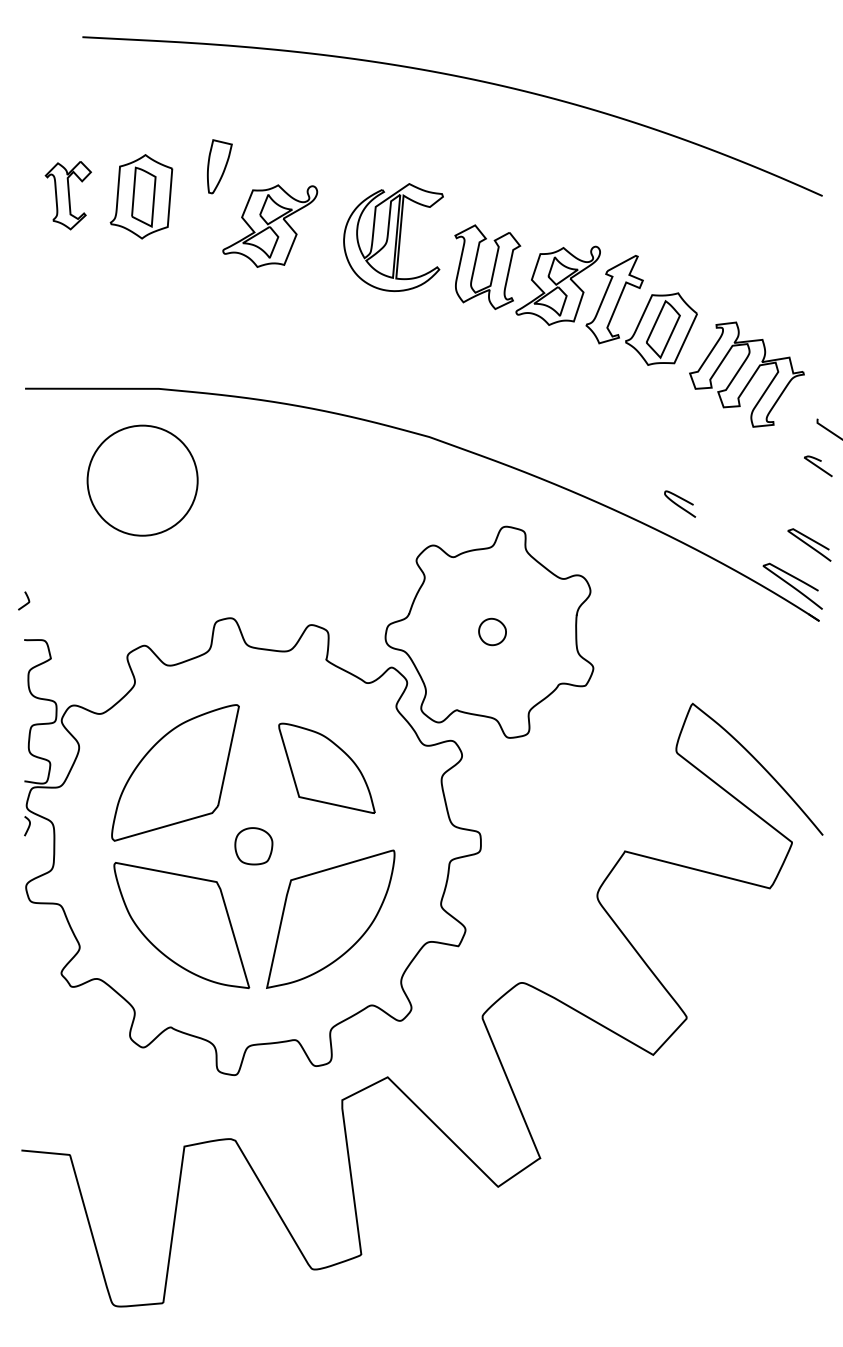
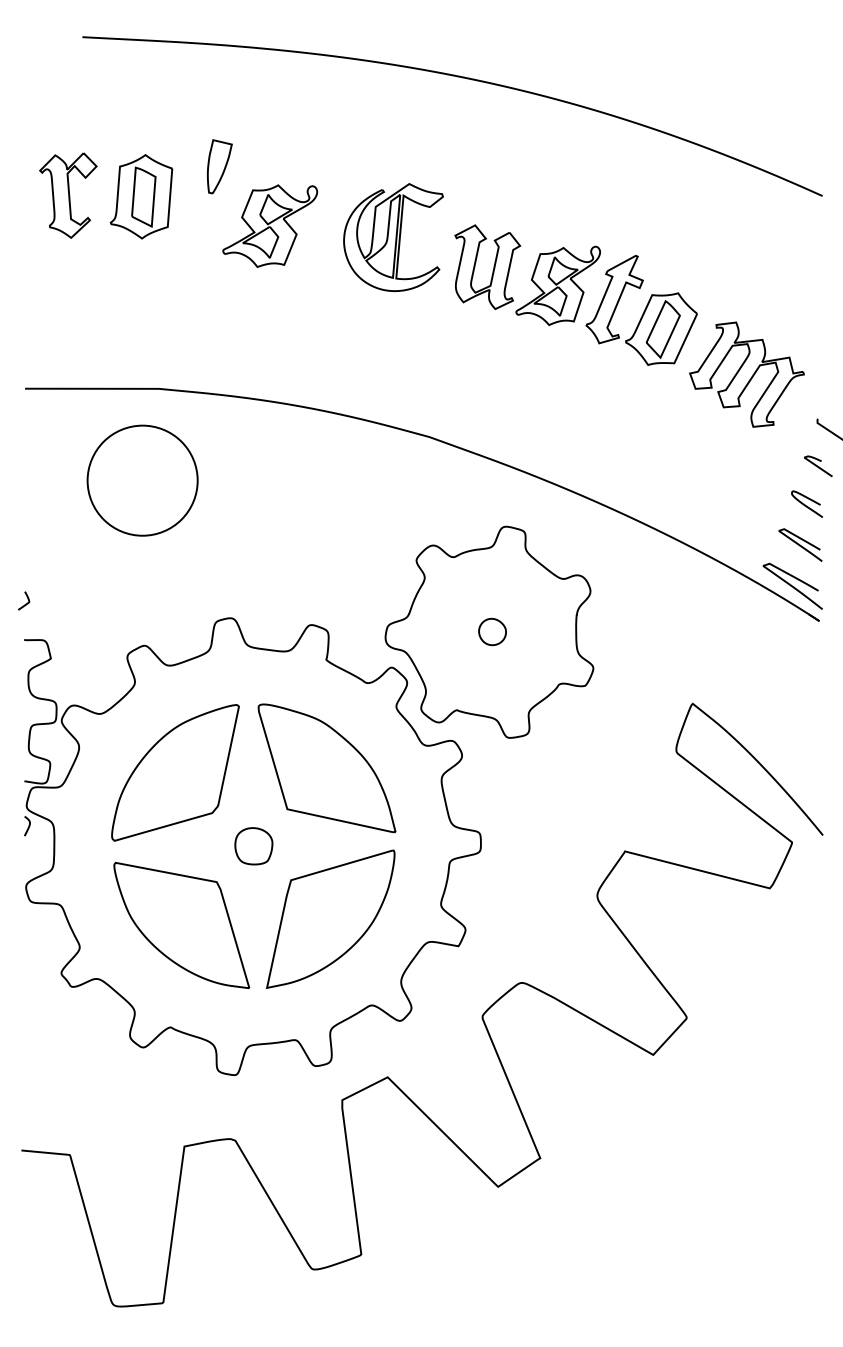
part size: 48x70 px -> 59x87 px (68, 195)
curve position: (678, 504) -> (805, 504) (805, 504)
curve position: (809, 544) -> (800, 544) (800, 544)
part size: 98x92 px -> 140x131 px (326, 768)
